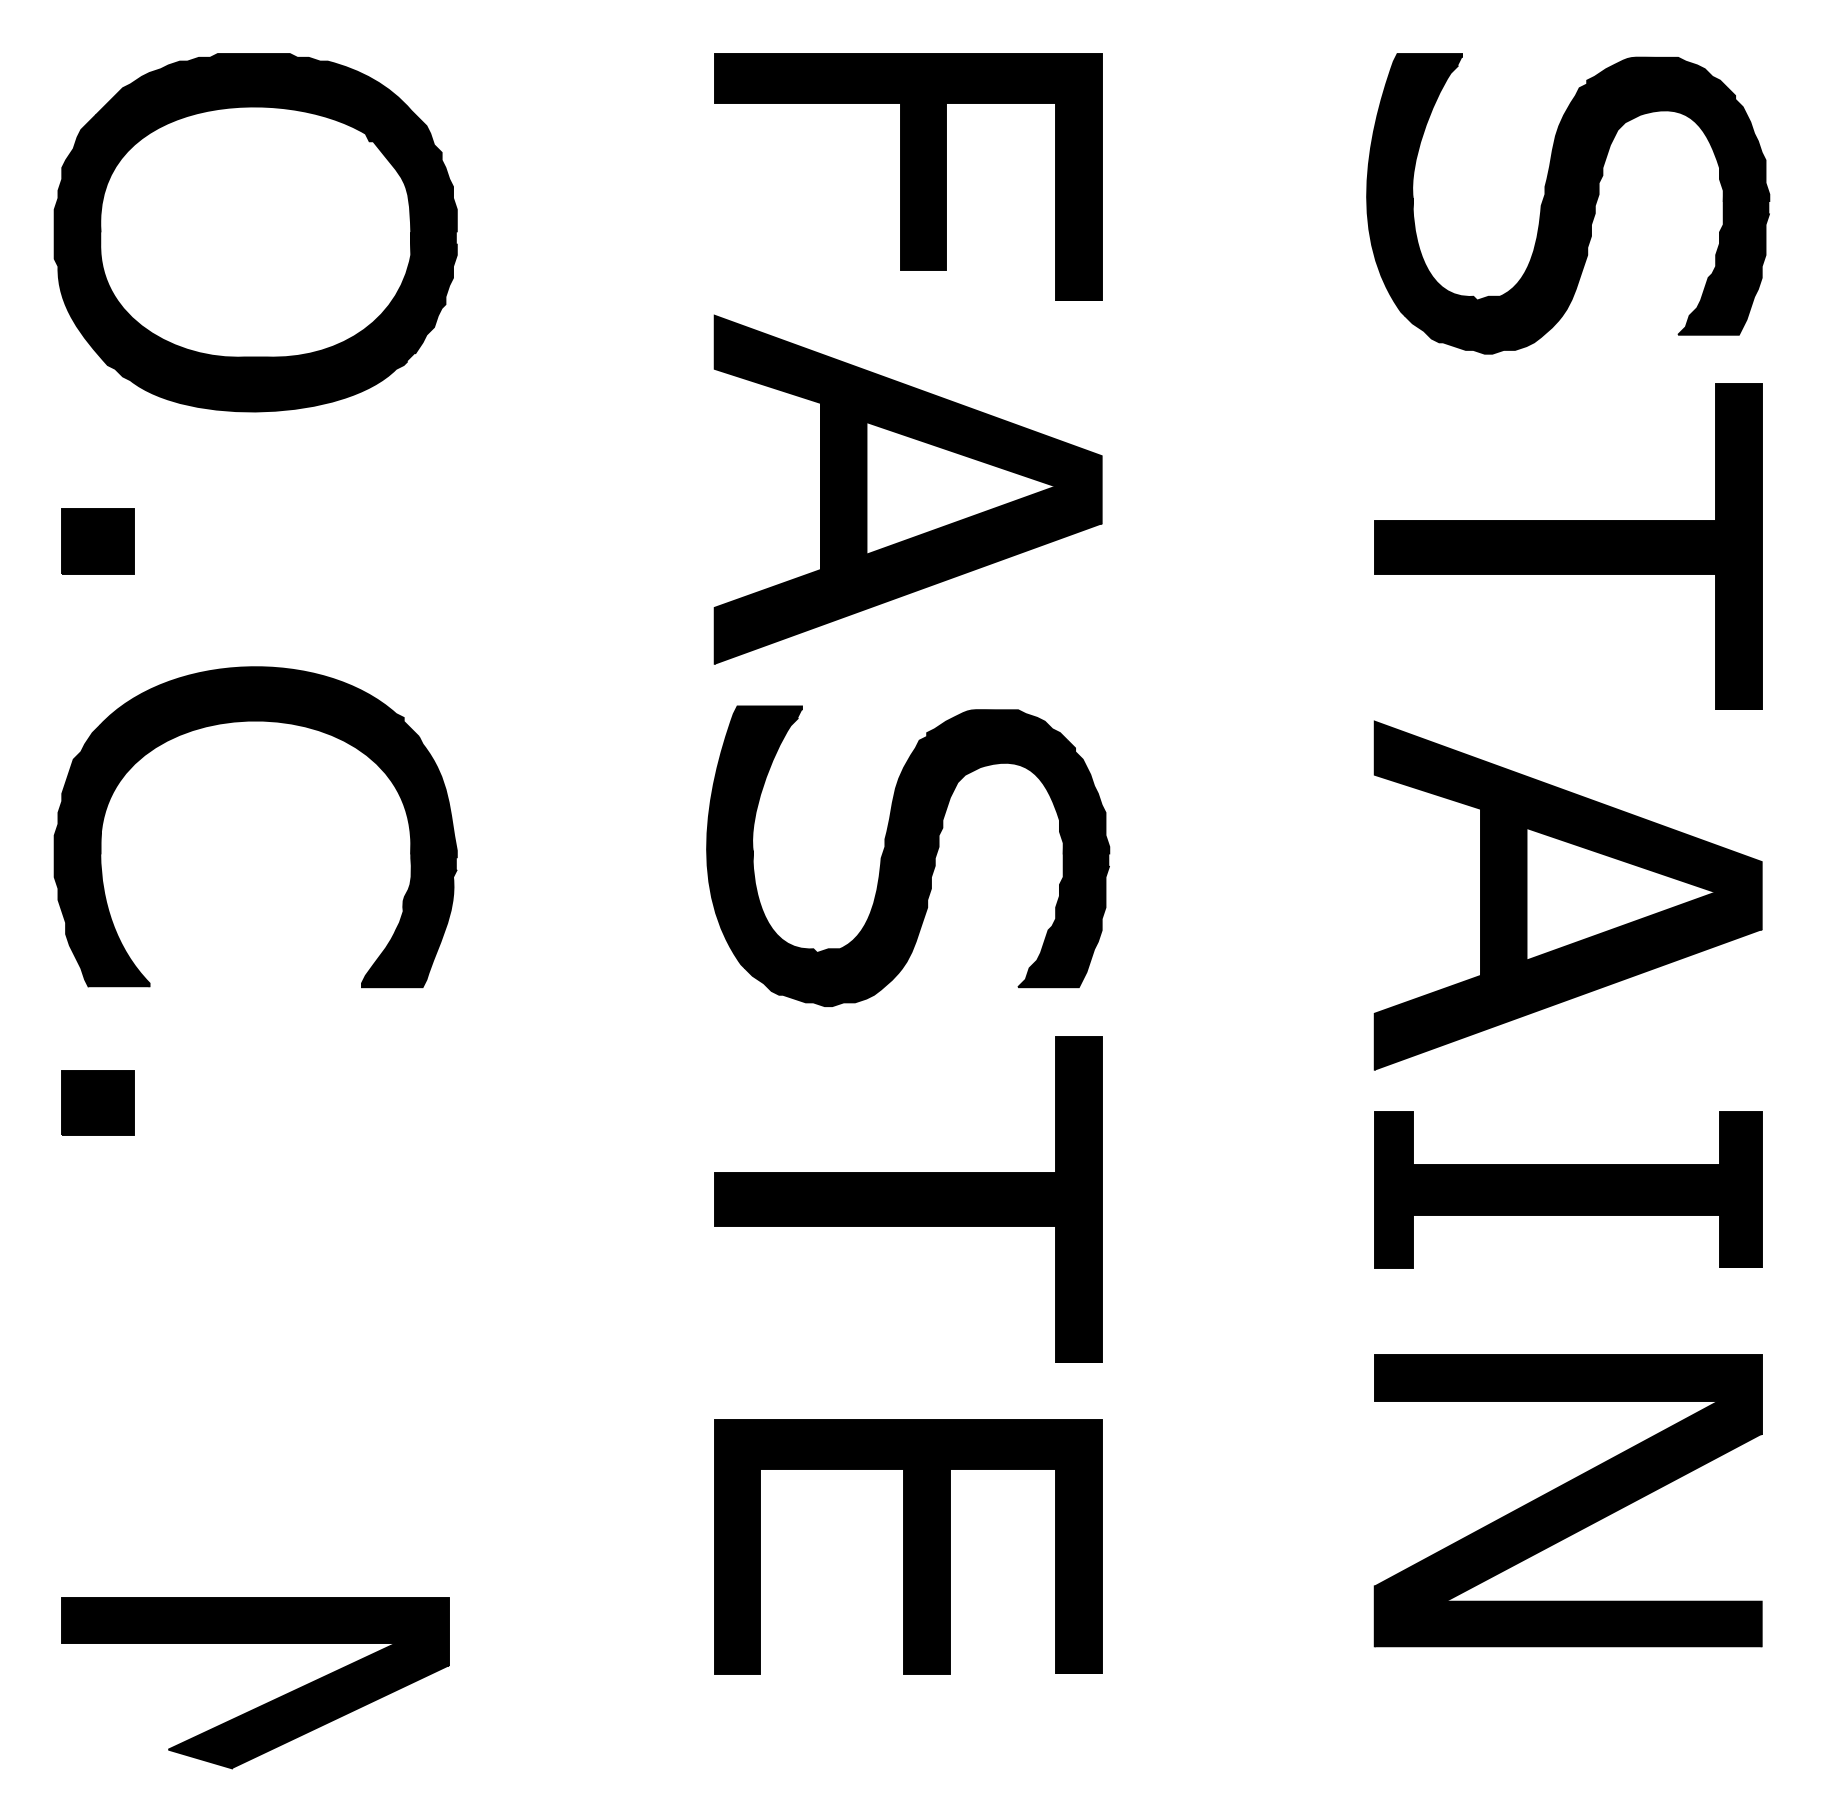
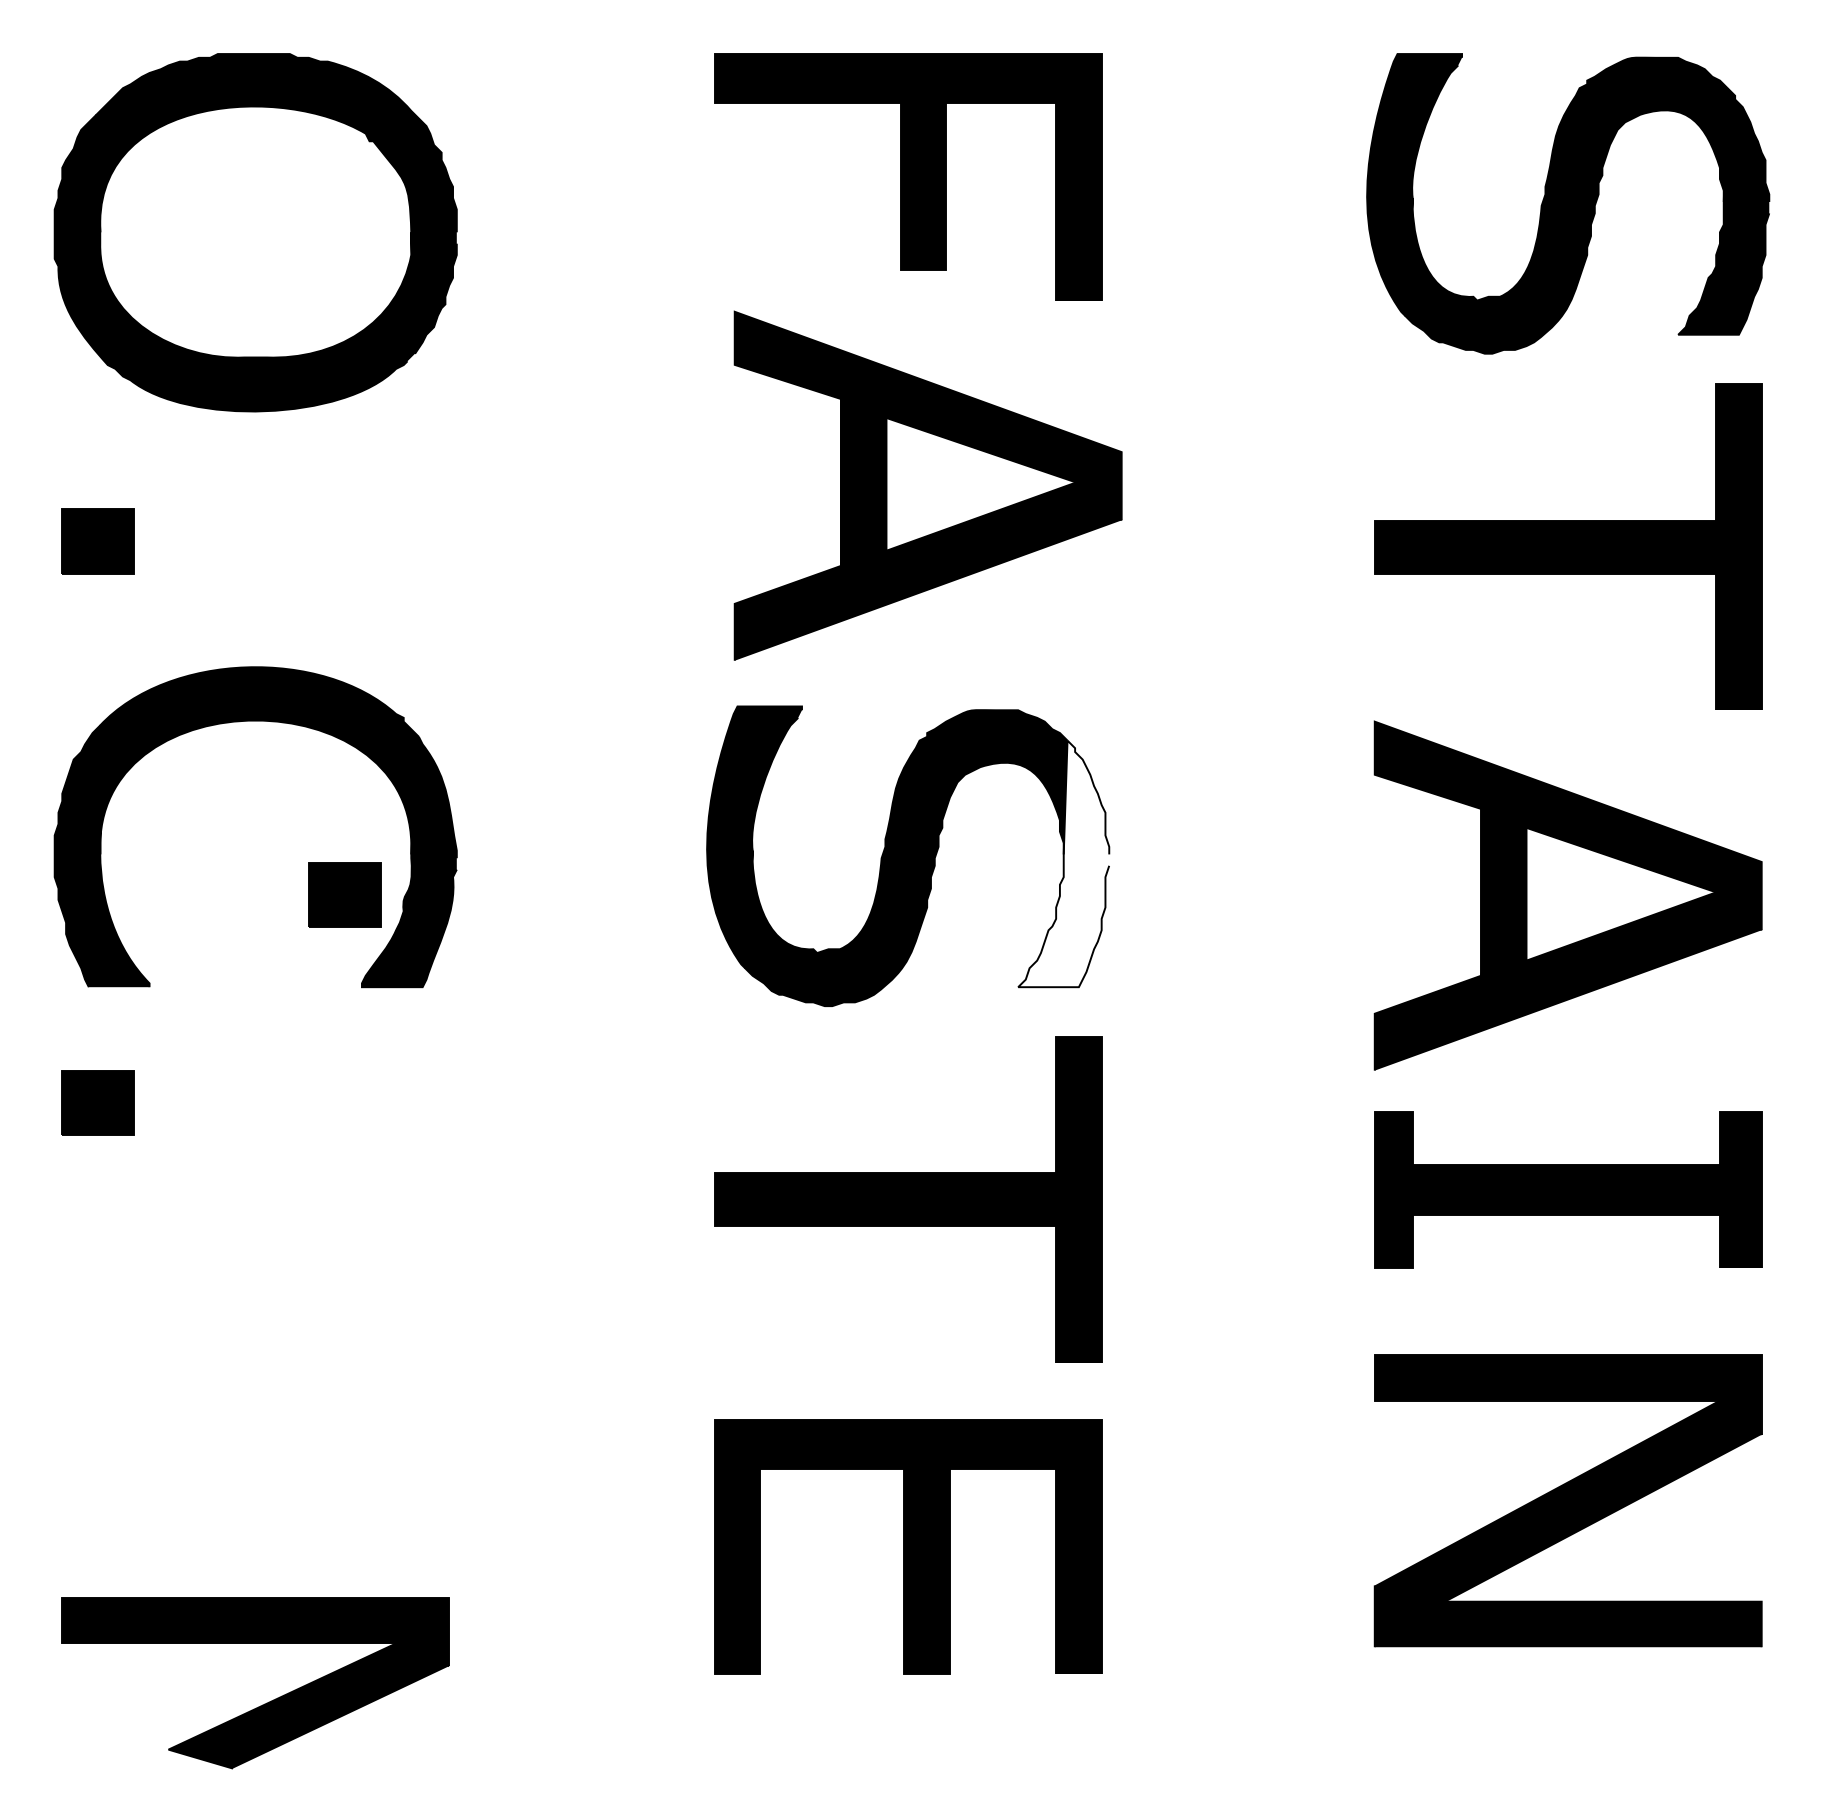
part position: (907, 489) -> (927, 485) (927, 485)
fill: present -> none (1063, 863)
part: none -> present (344, 894)
